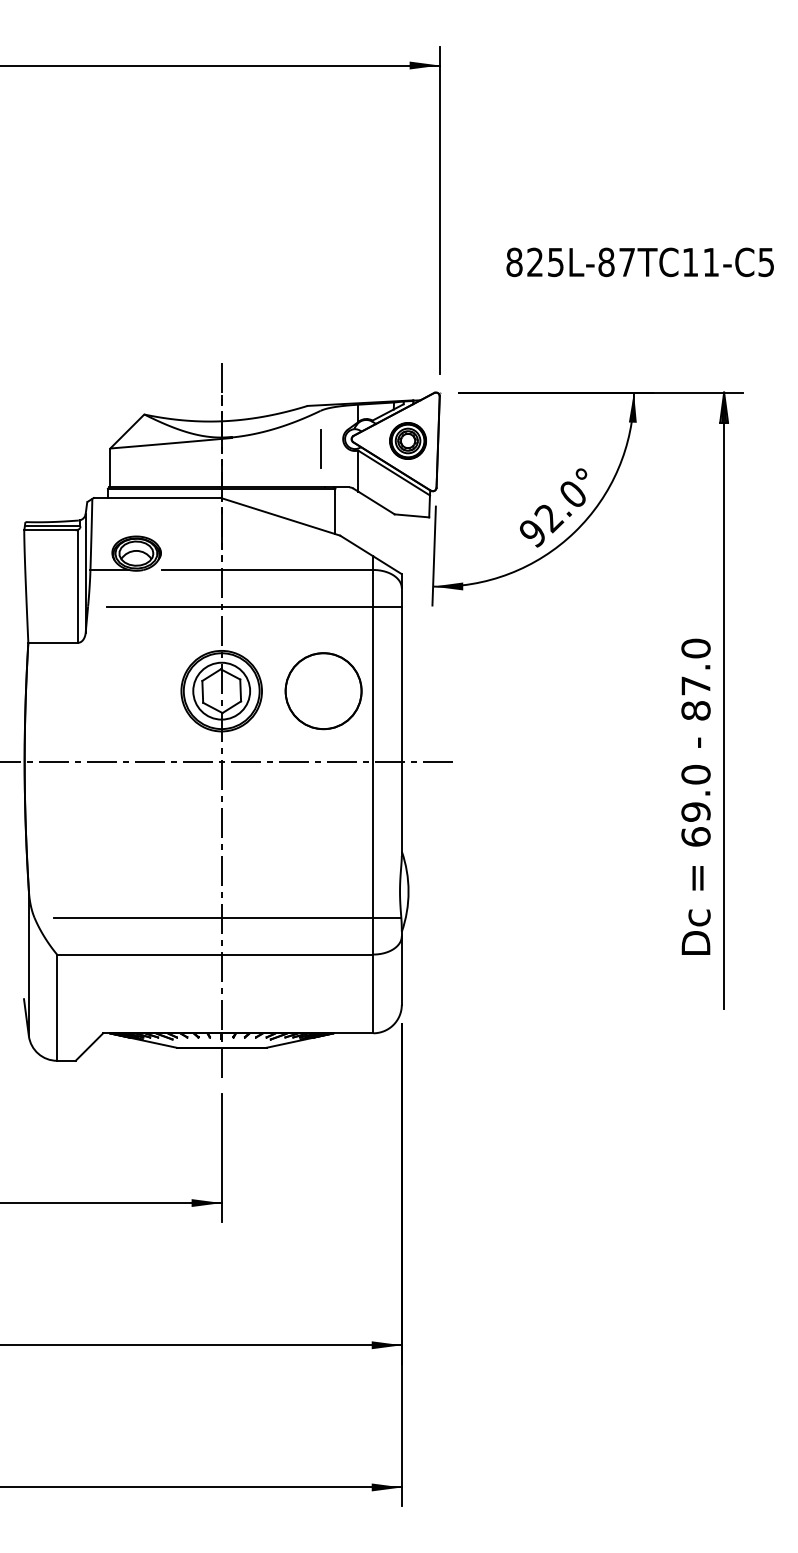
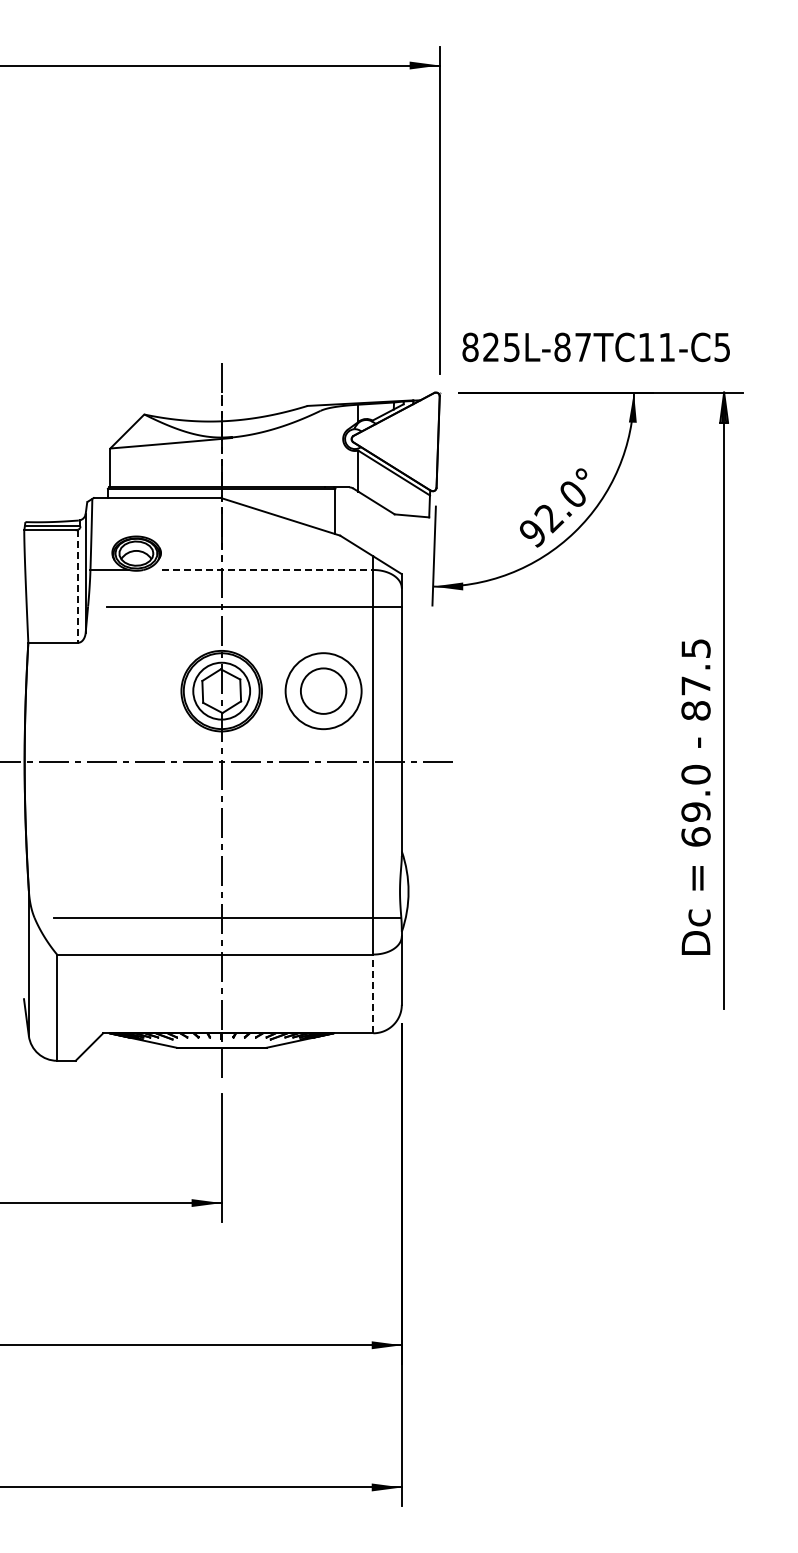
text position: (639, 262) -> (595, 347) (595, 347)
part: present -> none (407, 440)
line: present -> none (320, 448)
line: solid -> dashed (268, 569)
line: solid -> dashed (78, 586)
text: 87.0 -> 87.5 (695, 648)
circle diameter: 76 px -> 46 px (323, 690)
line: solid -> dashed (373, 993)
